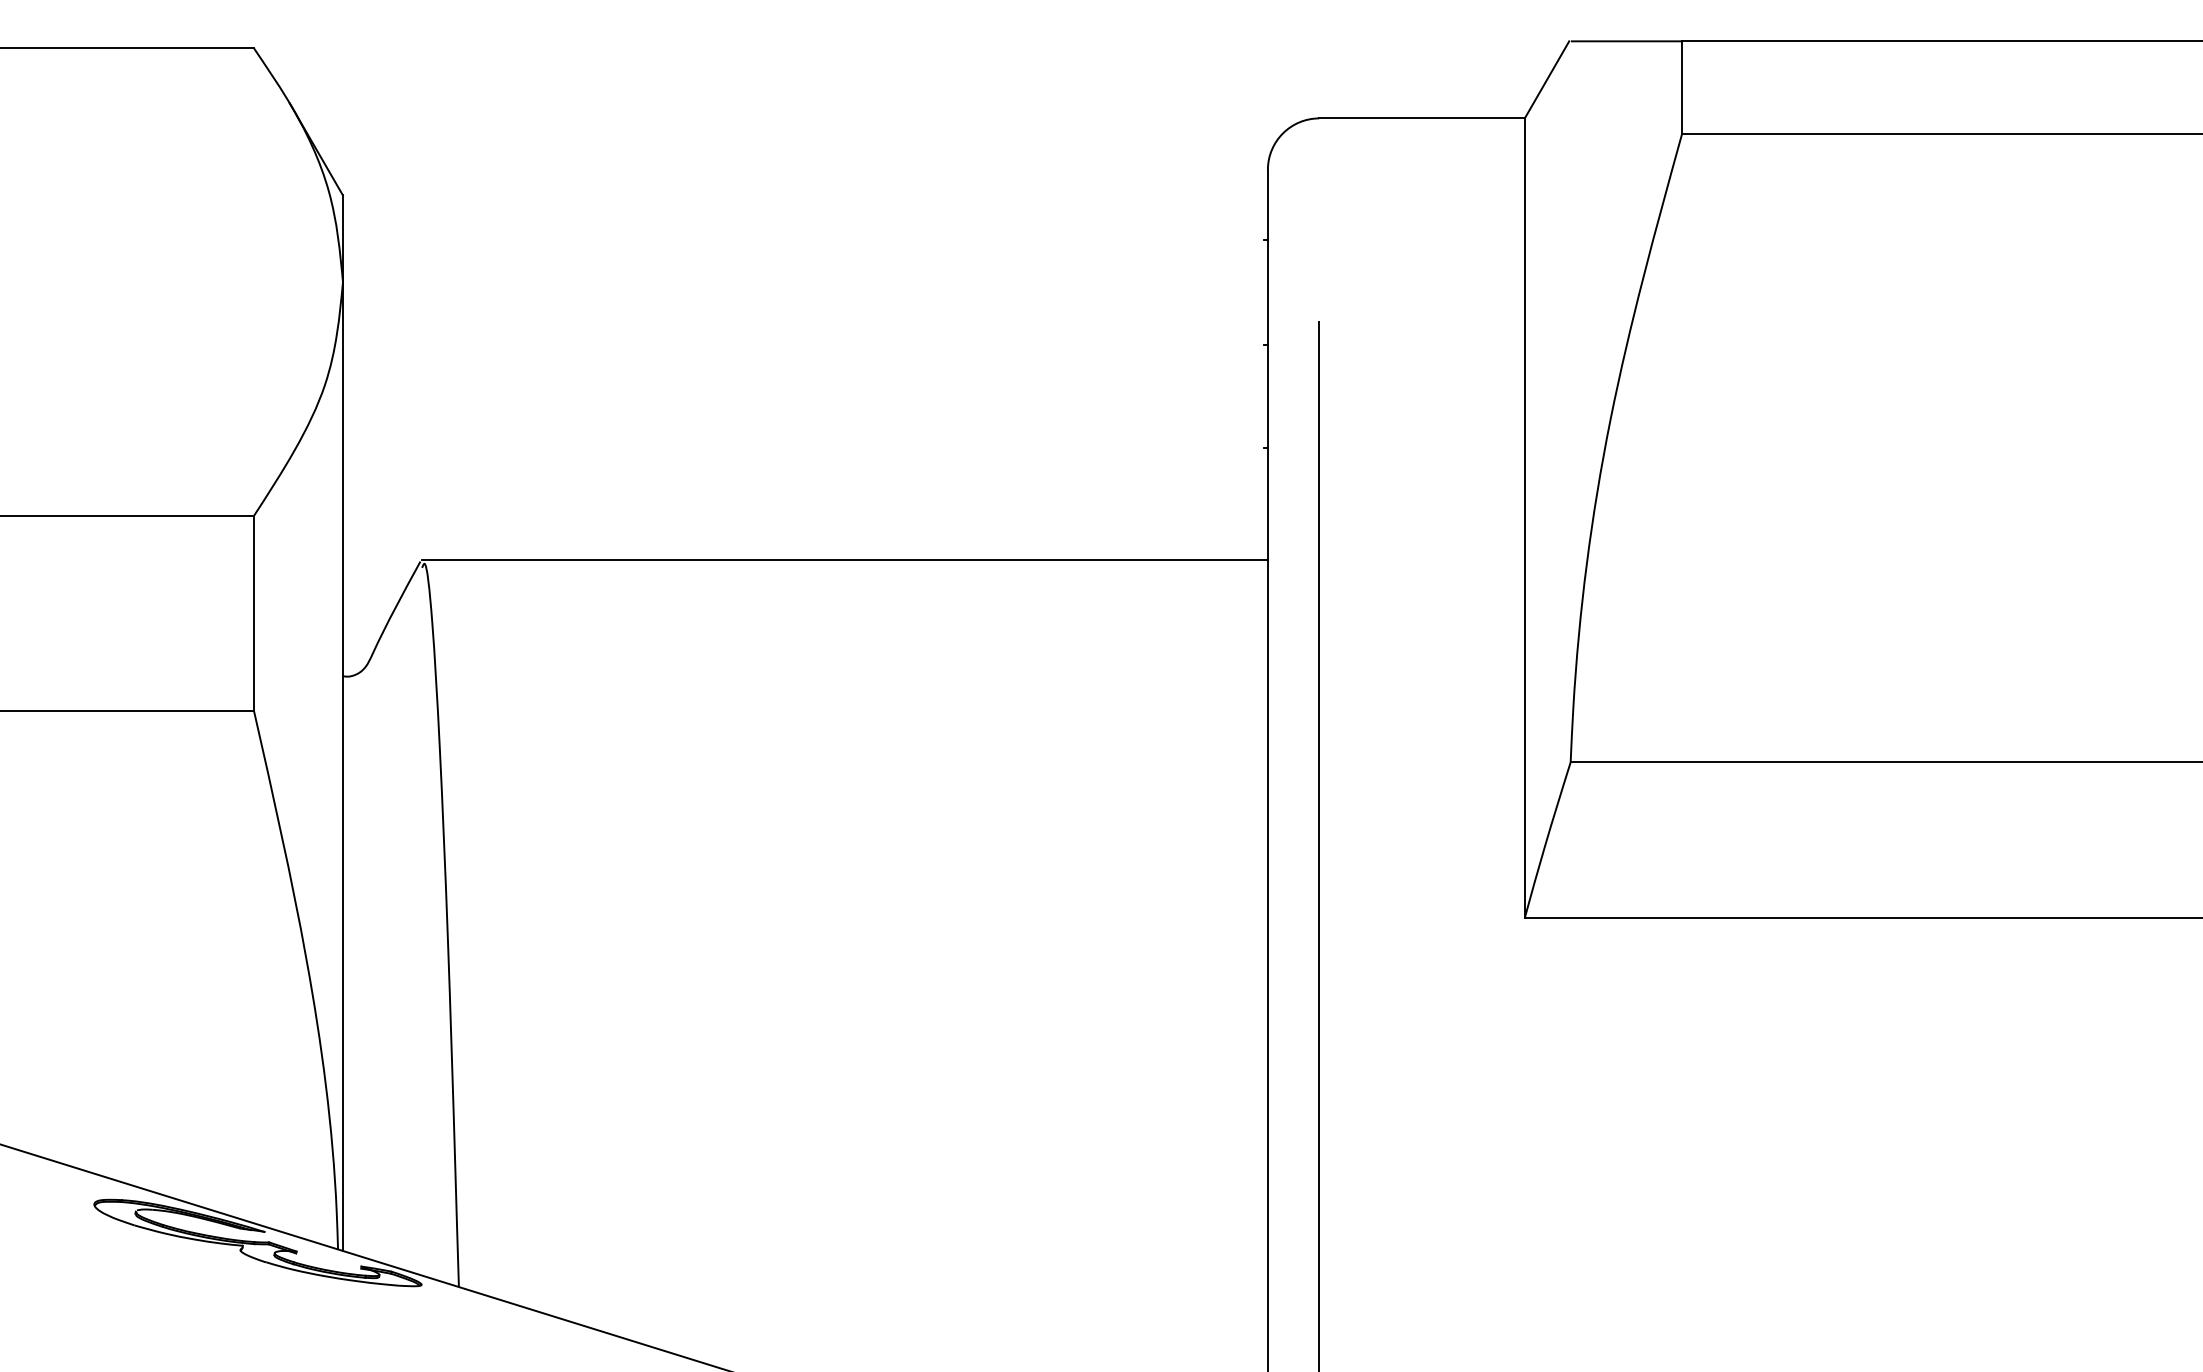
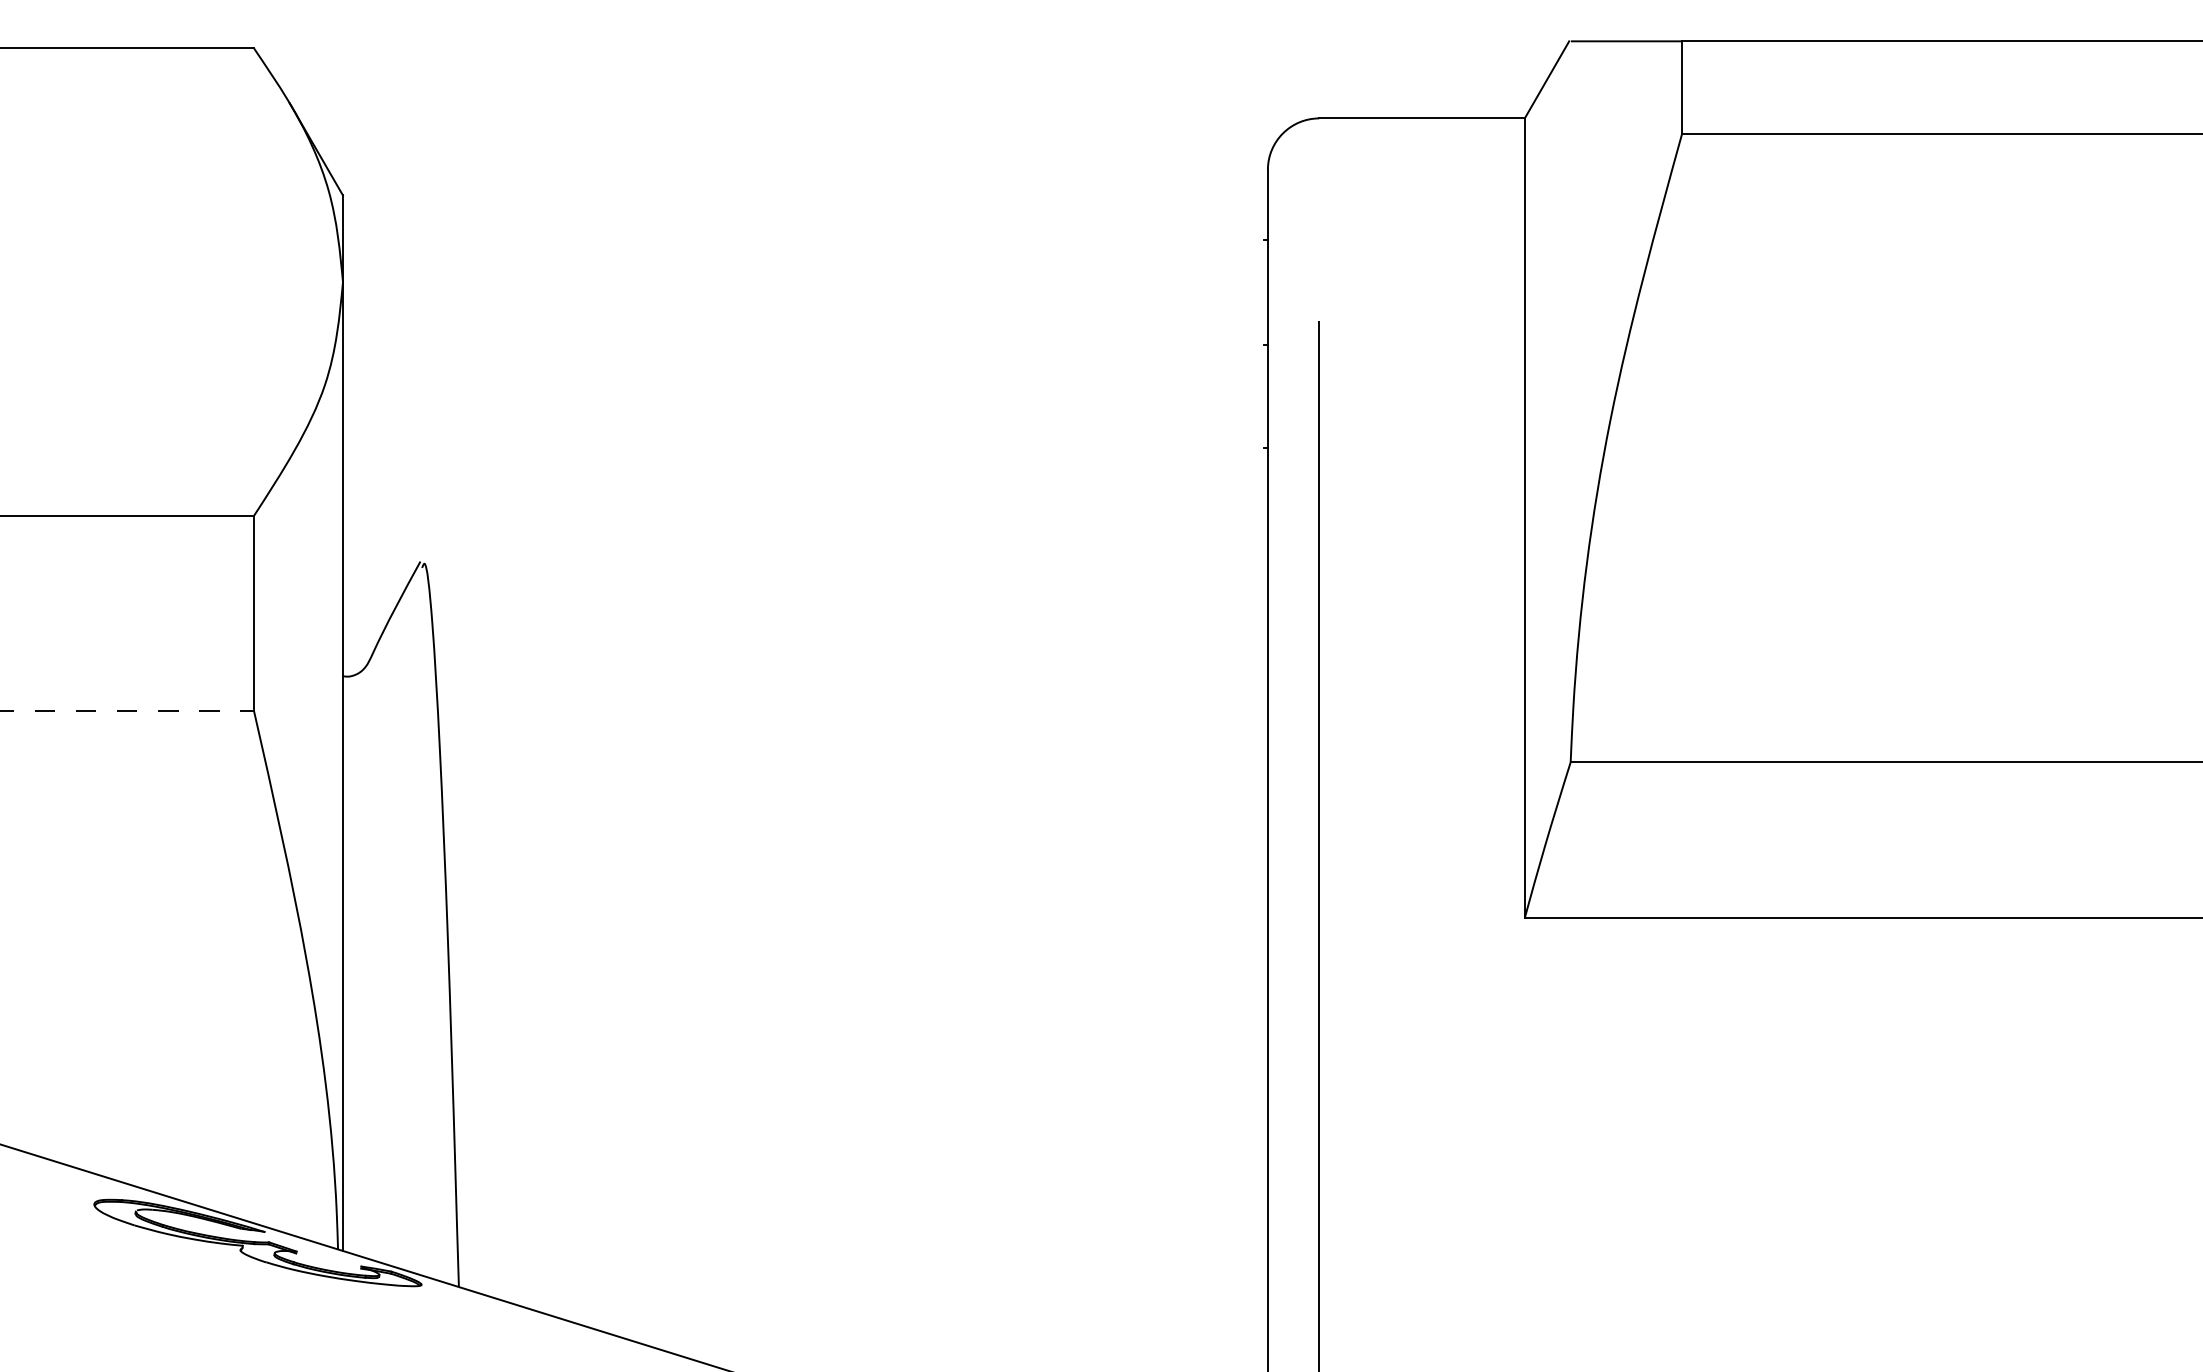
line: present -> none (844, 560)
line: solid -> dashed (127, 710)
